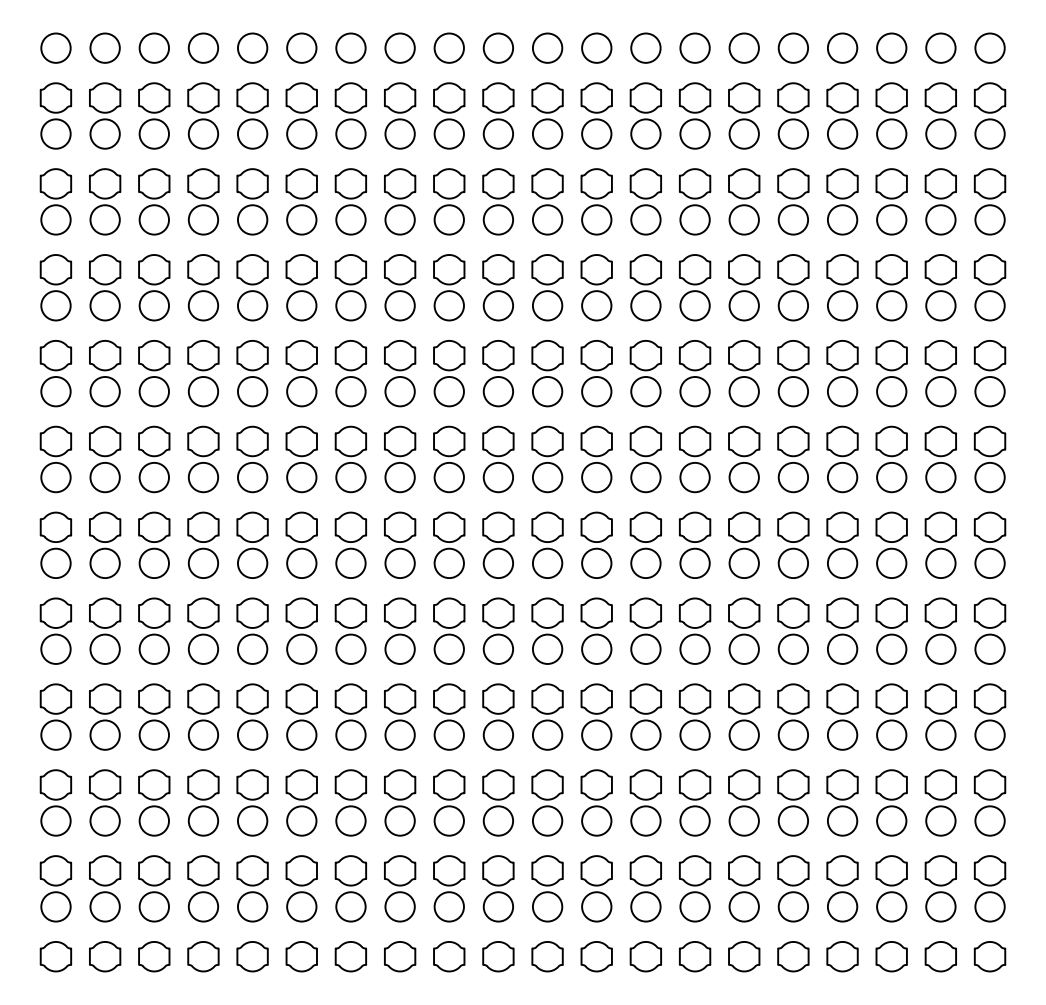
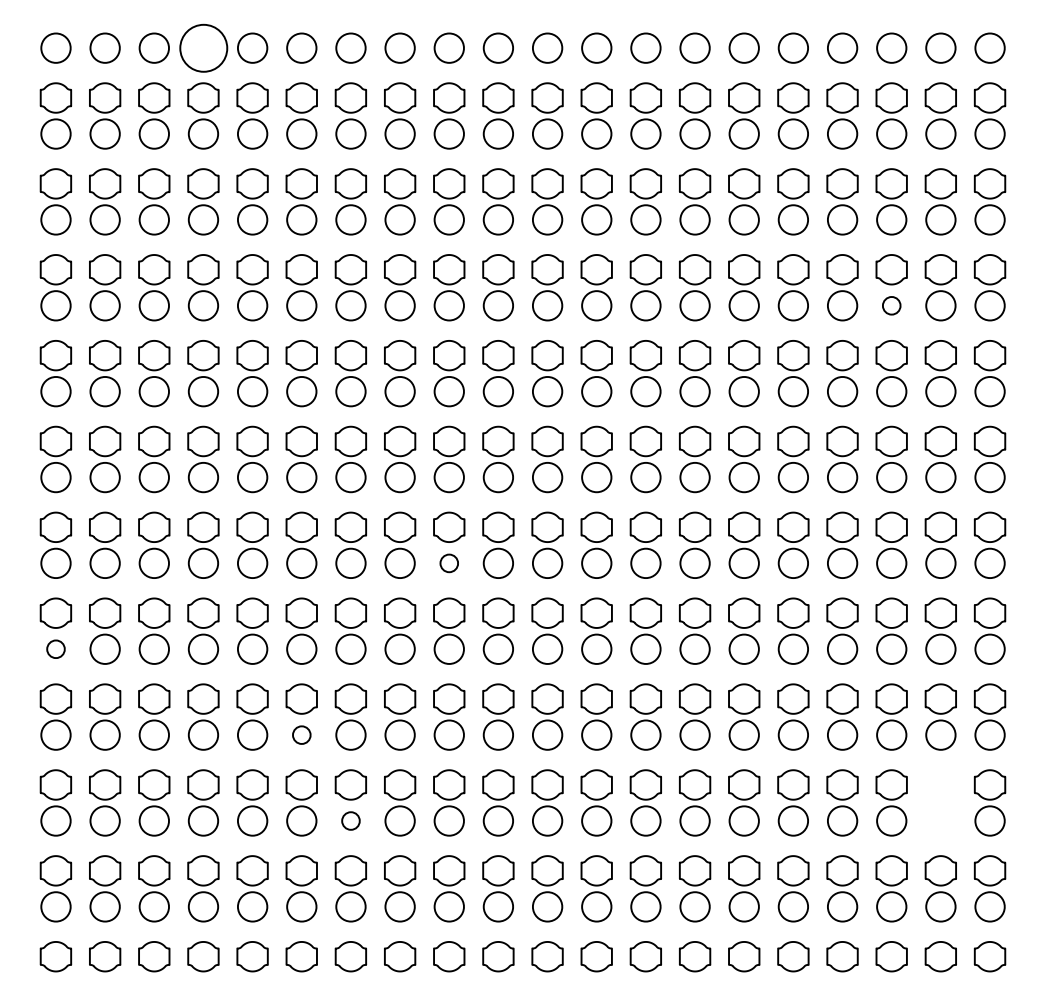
circle size: 32x32 px -> 50x50 px (203, 47)
circle diameter: 29 px -> 18 px (891, 305)
circle diameter: 29 px -> 18 px (449, 563)
circle diameter: 29 px -> 18 px (55, 649)
circle diameter: 29 px -> 18 px (301, 734)
part: present -> none (940, 802)
circle diameter: 29 px -> 18 px (350, 820)
